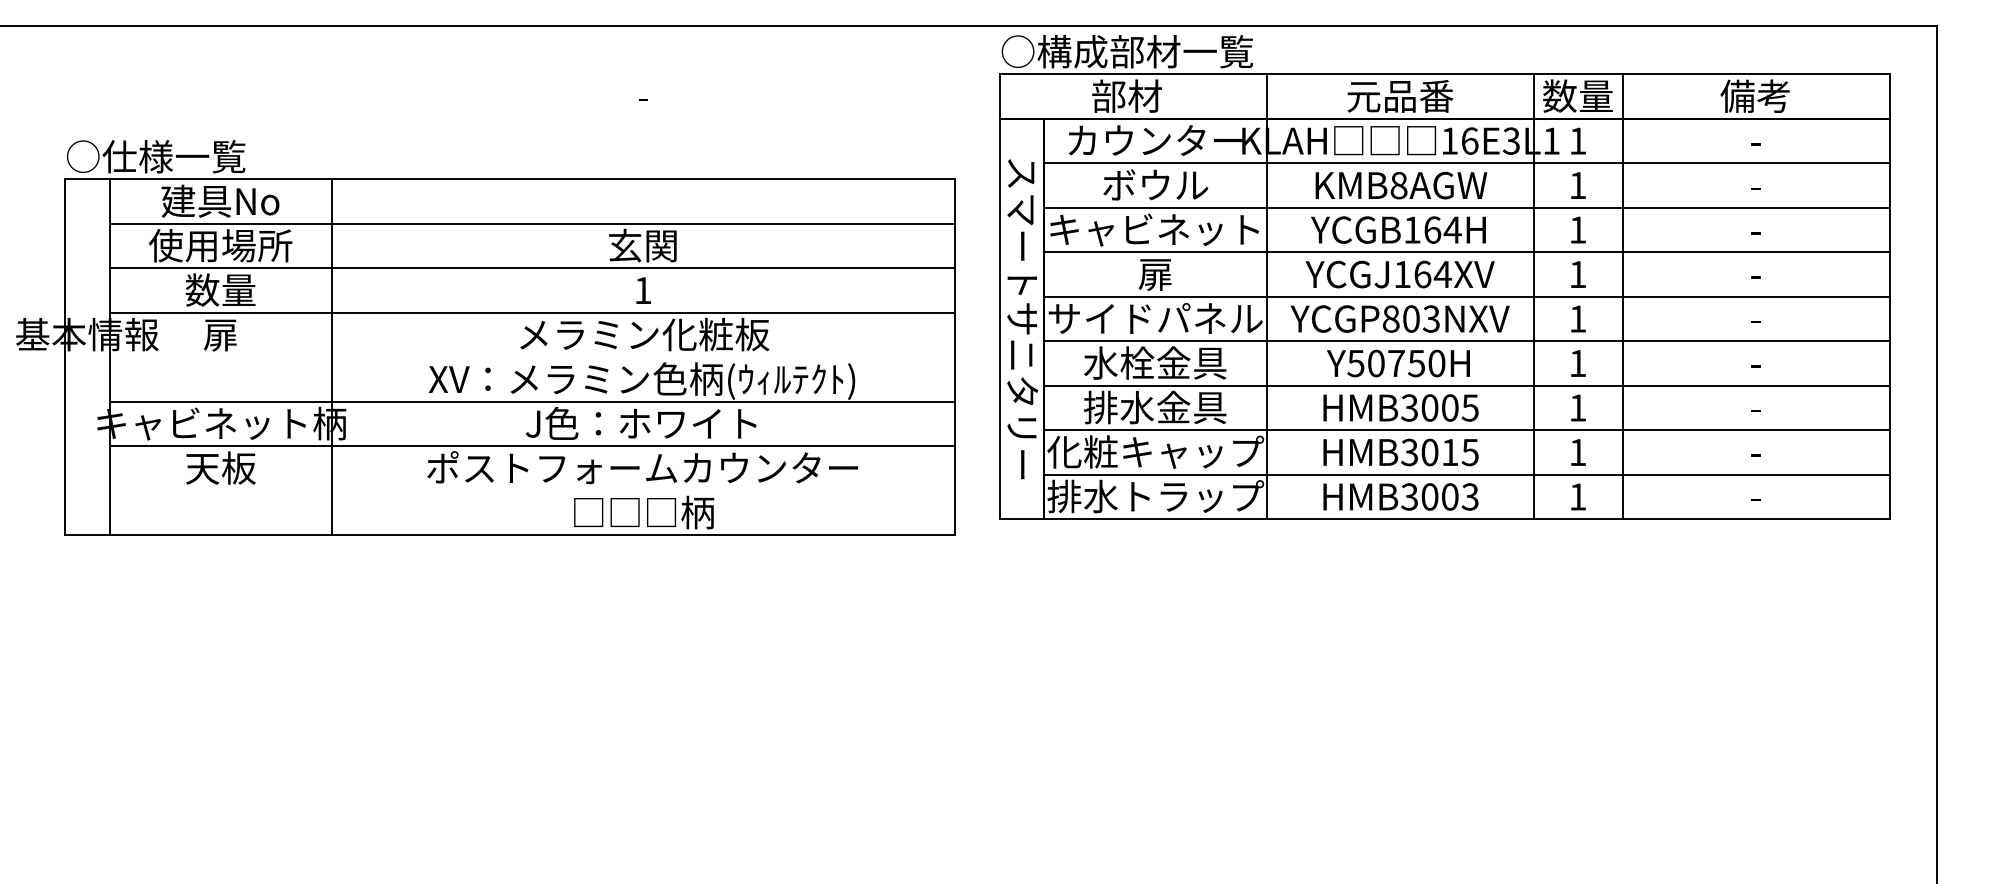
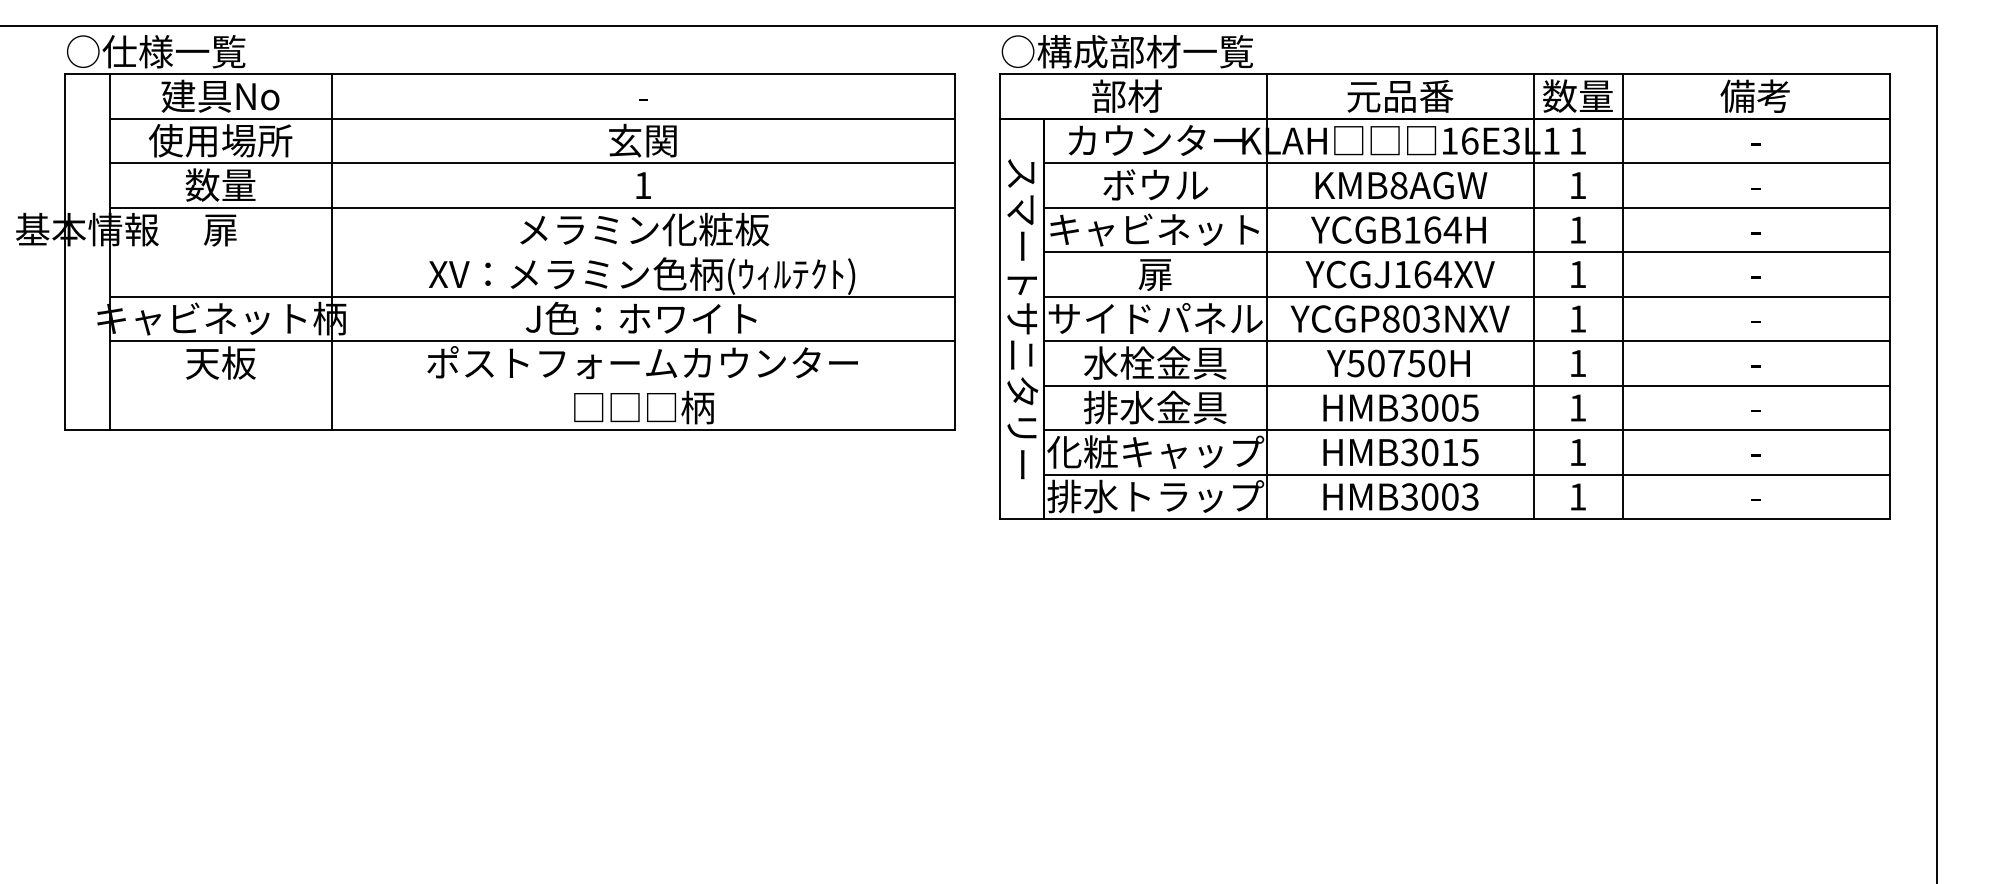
part position: (485, 337) -> (485, 232) (485, 232)
